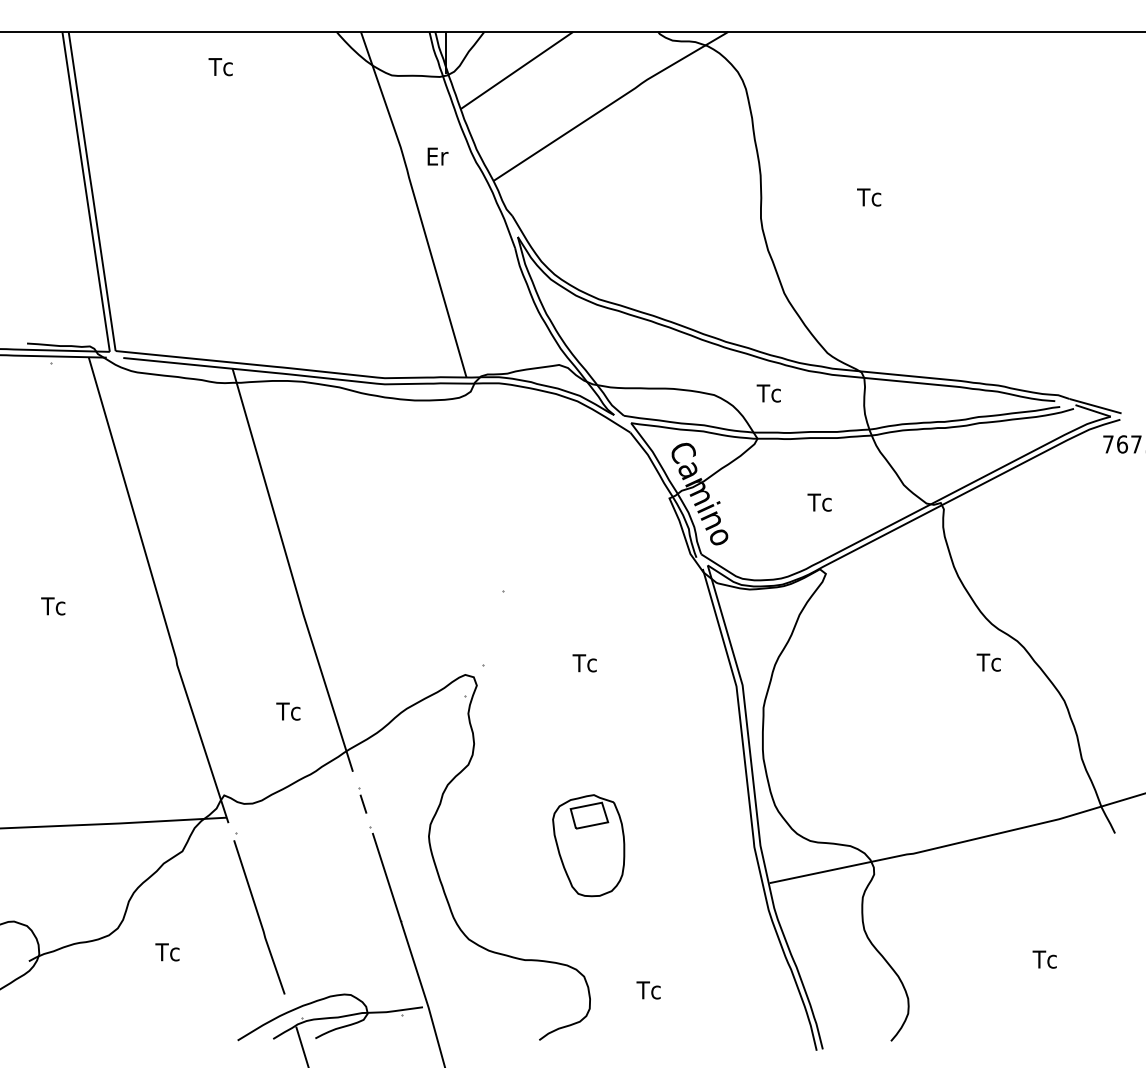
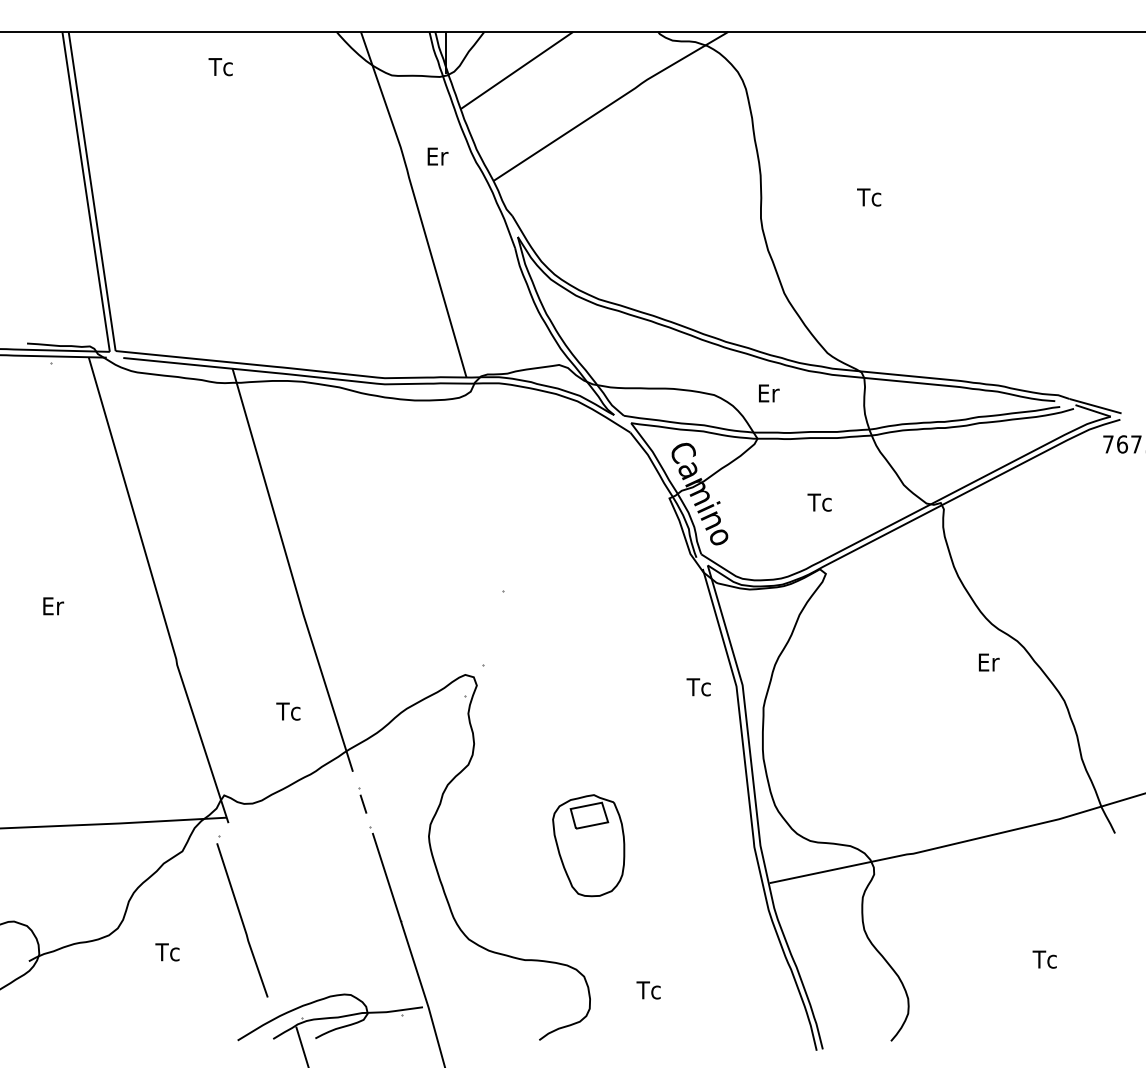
text: Tc -> Er (768, 393)
text: Tc -> Er (53, 606)
text: Tc -> Er (988, 662)
text position: (584, 663) -> (698, 687) (698, 687)
part position: (259, 913) -> (242, 916) (242, 916)
